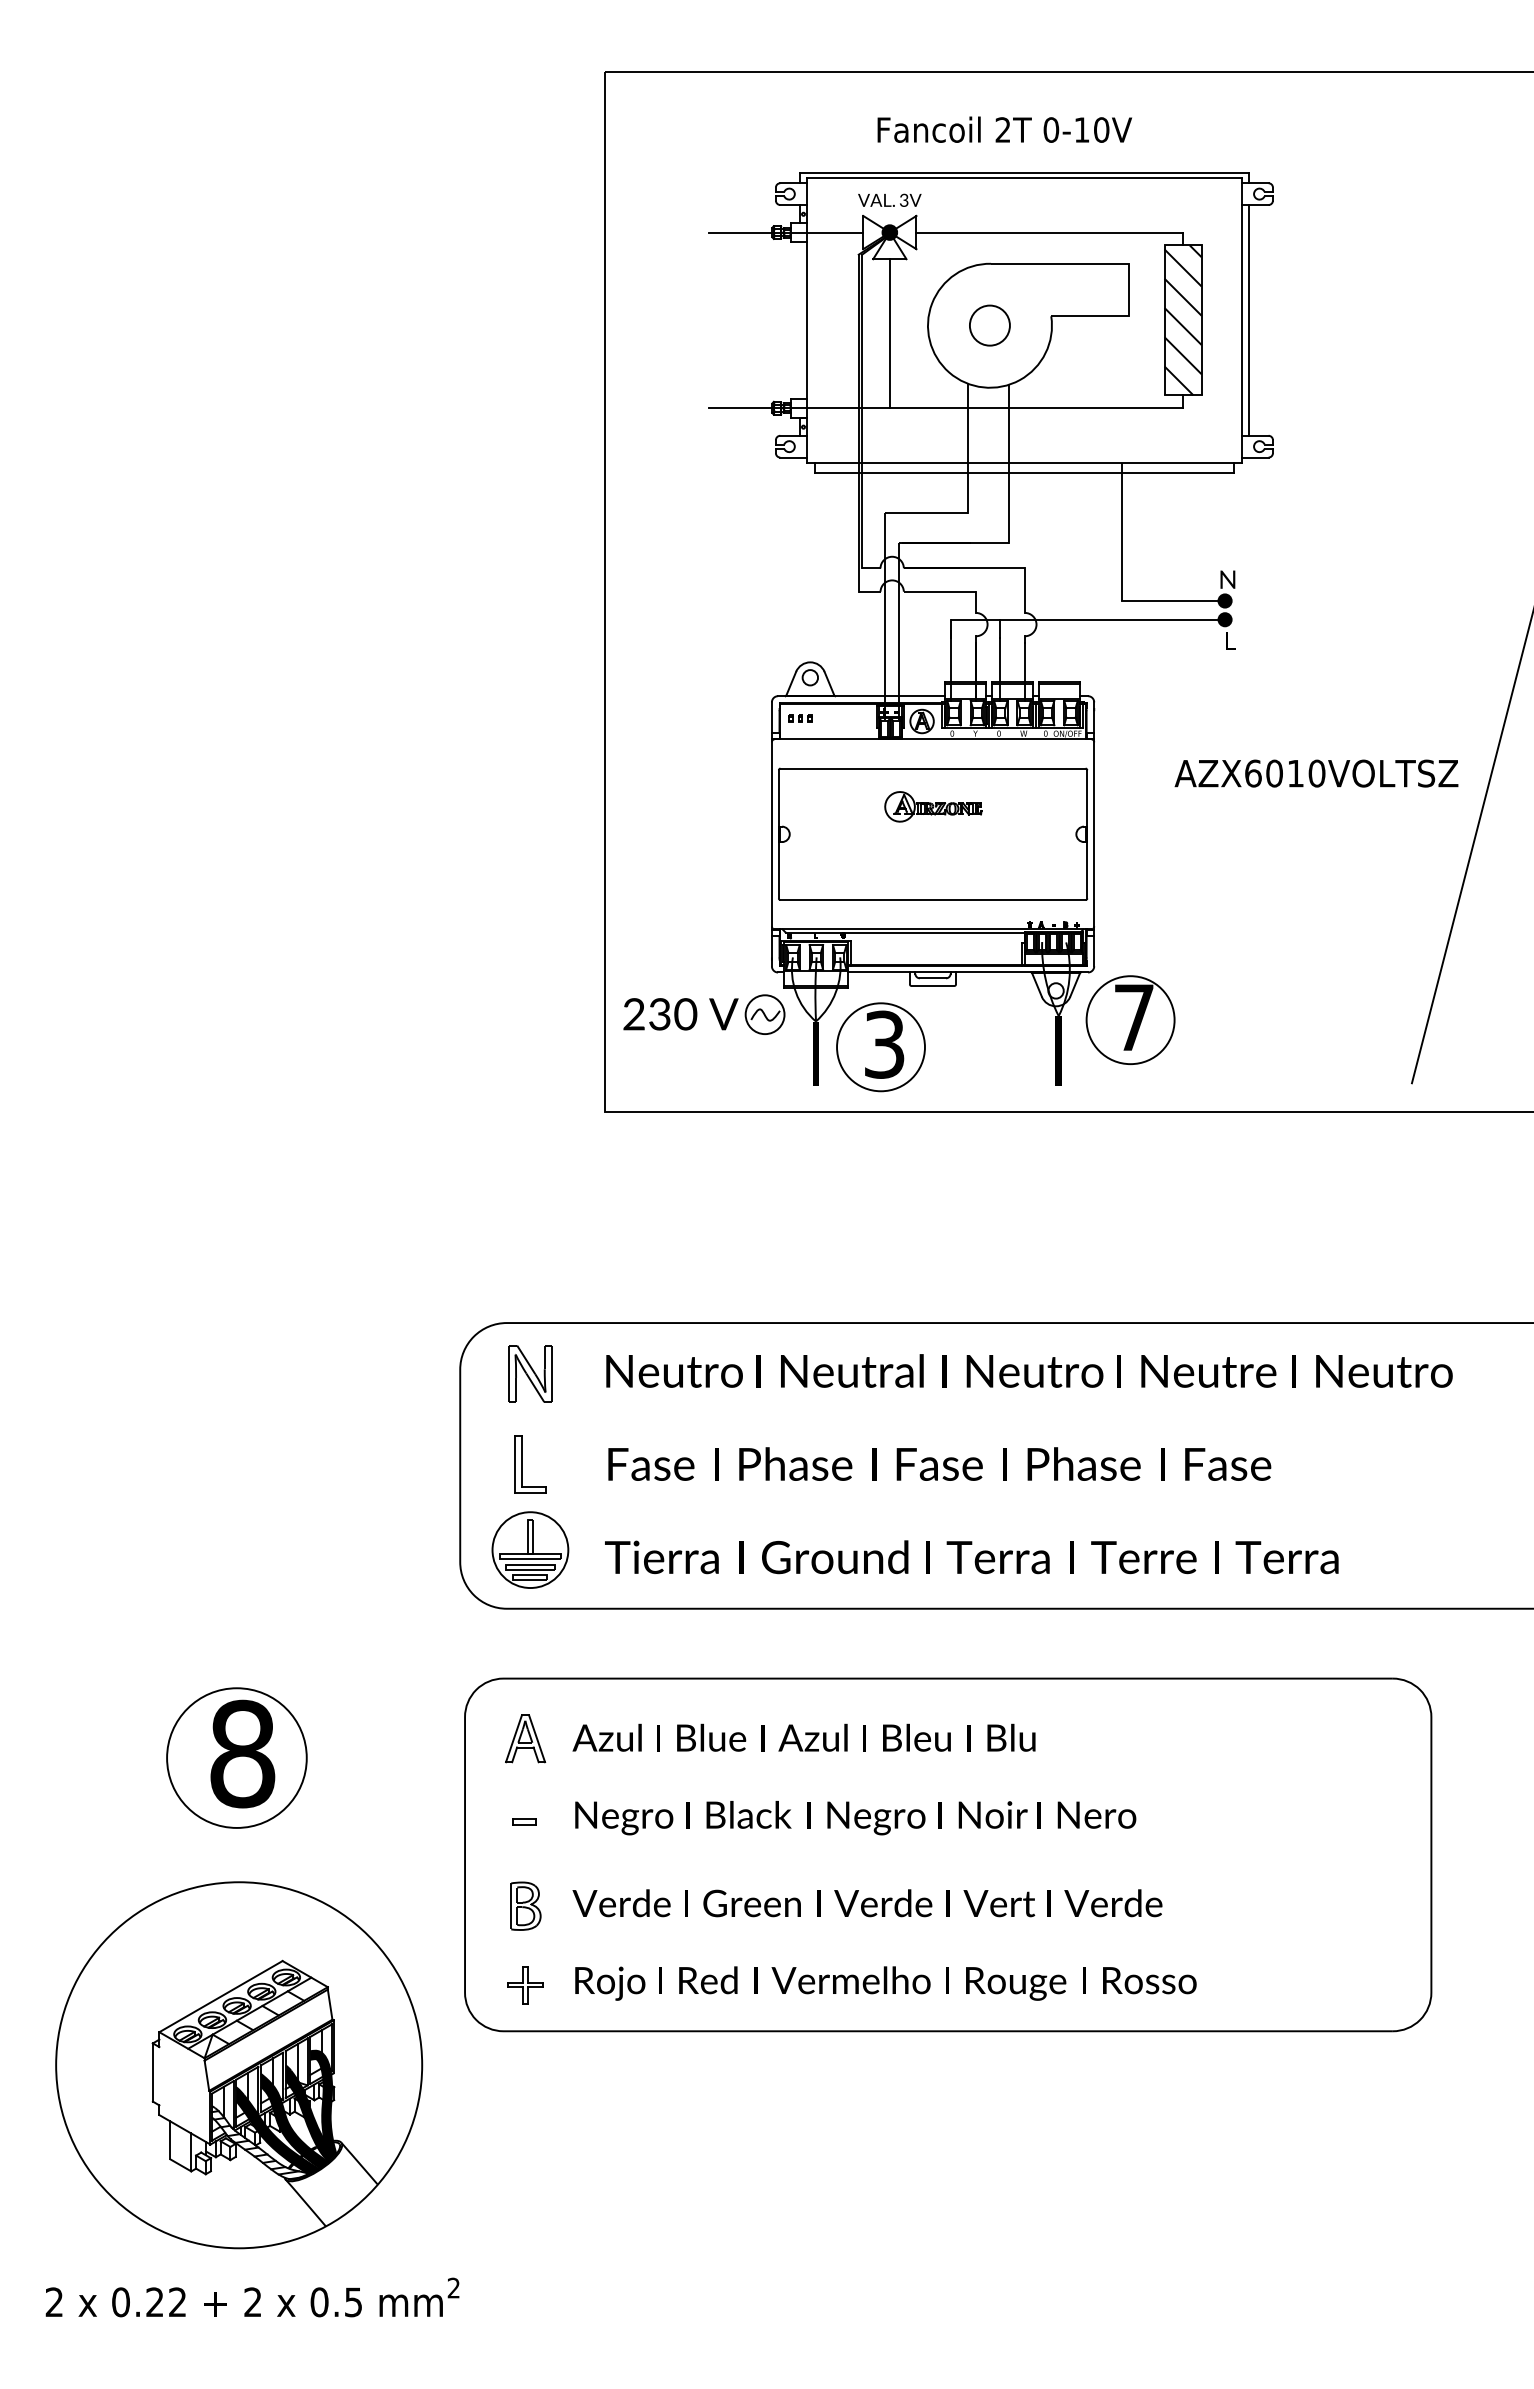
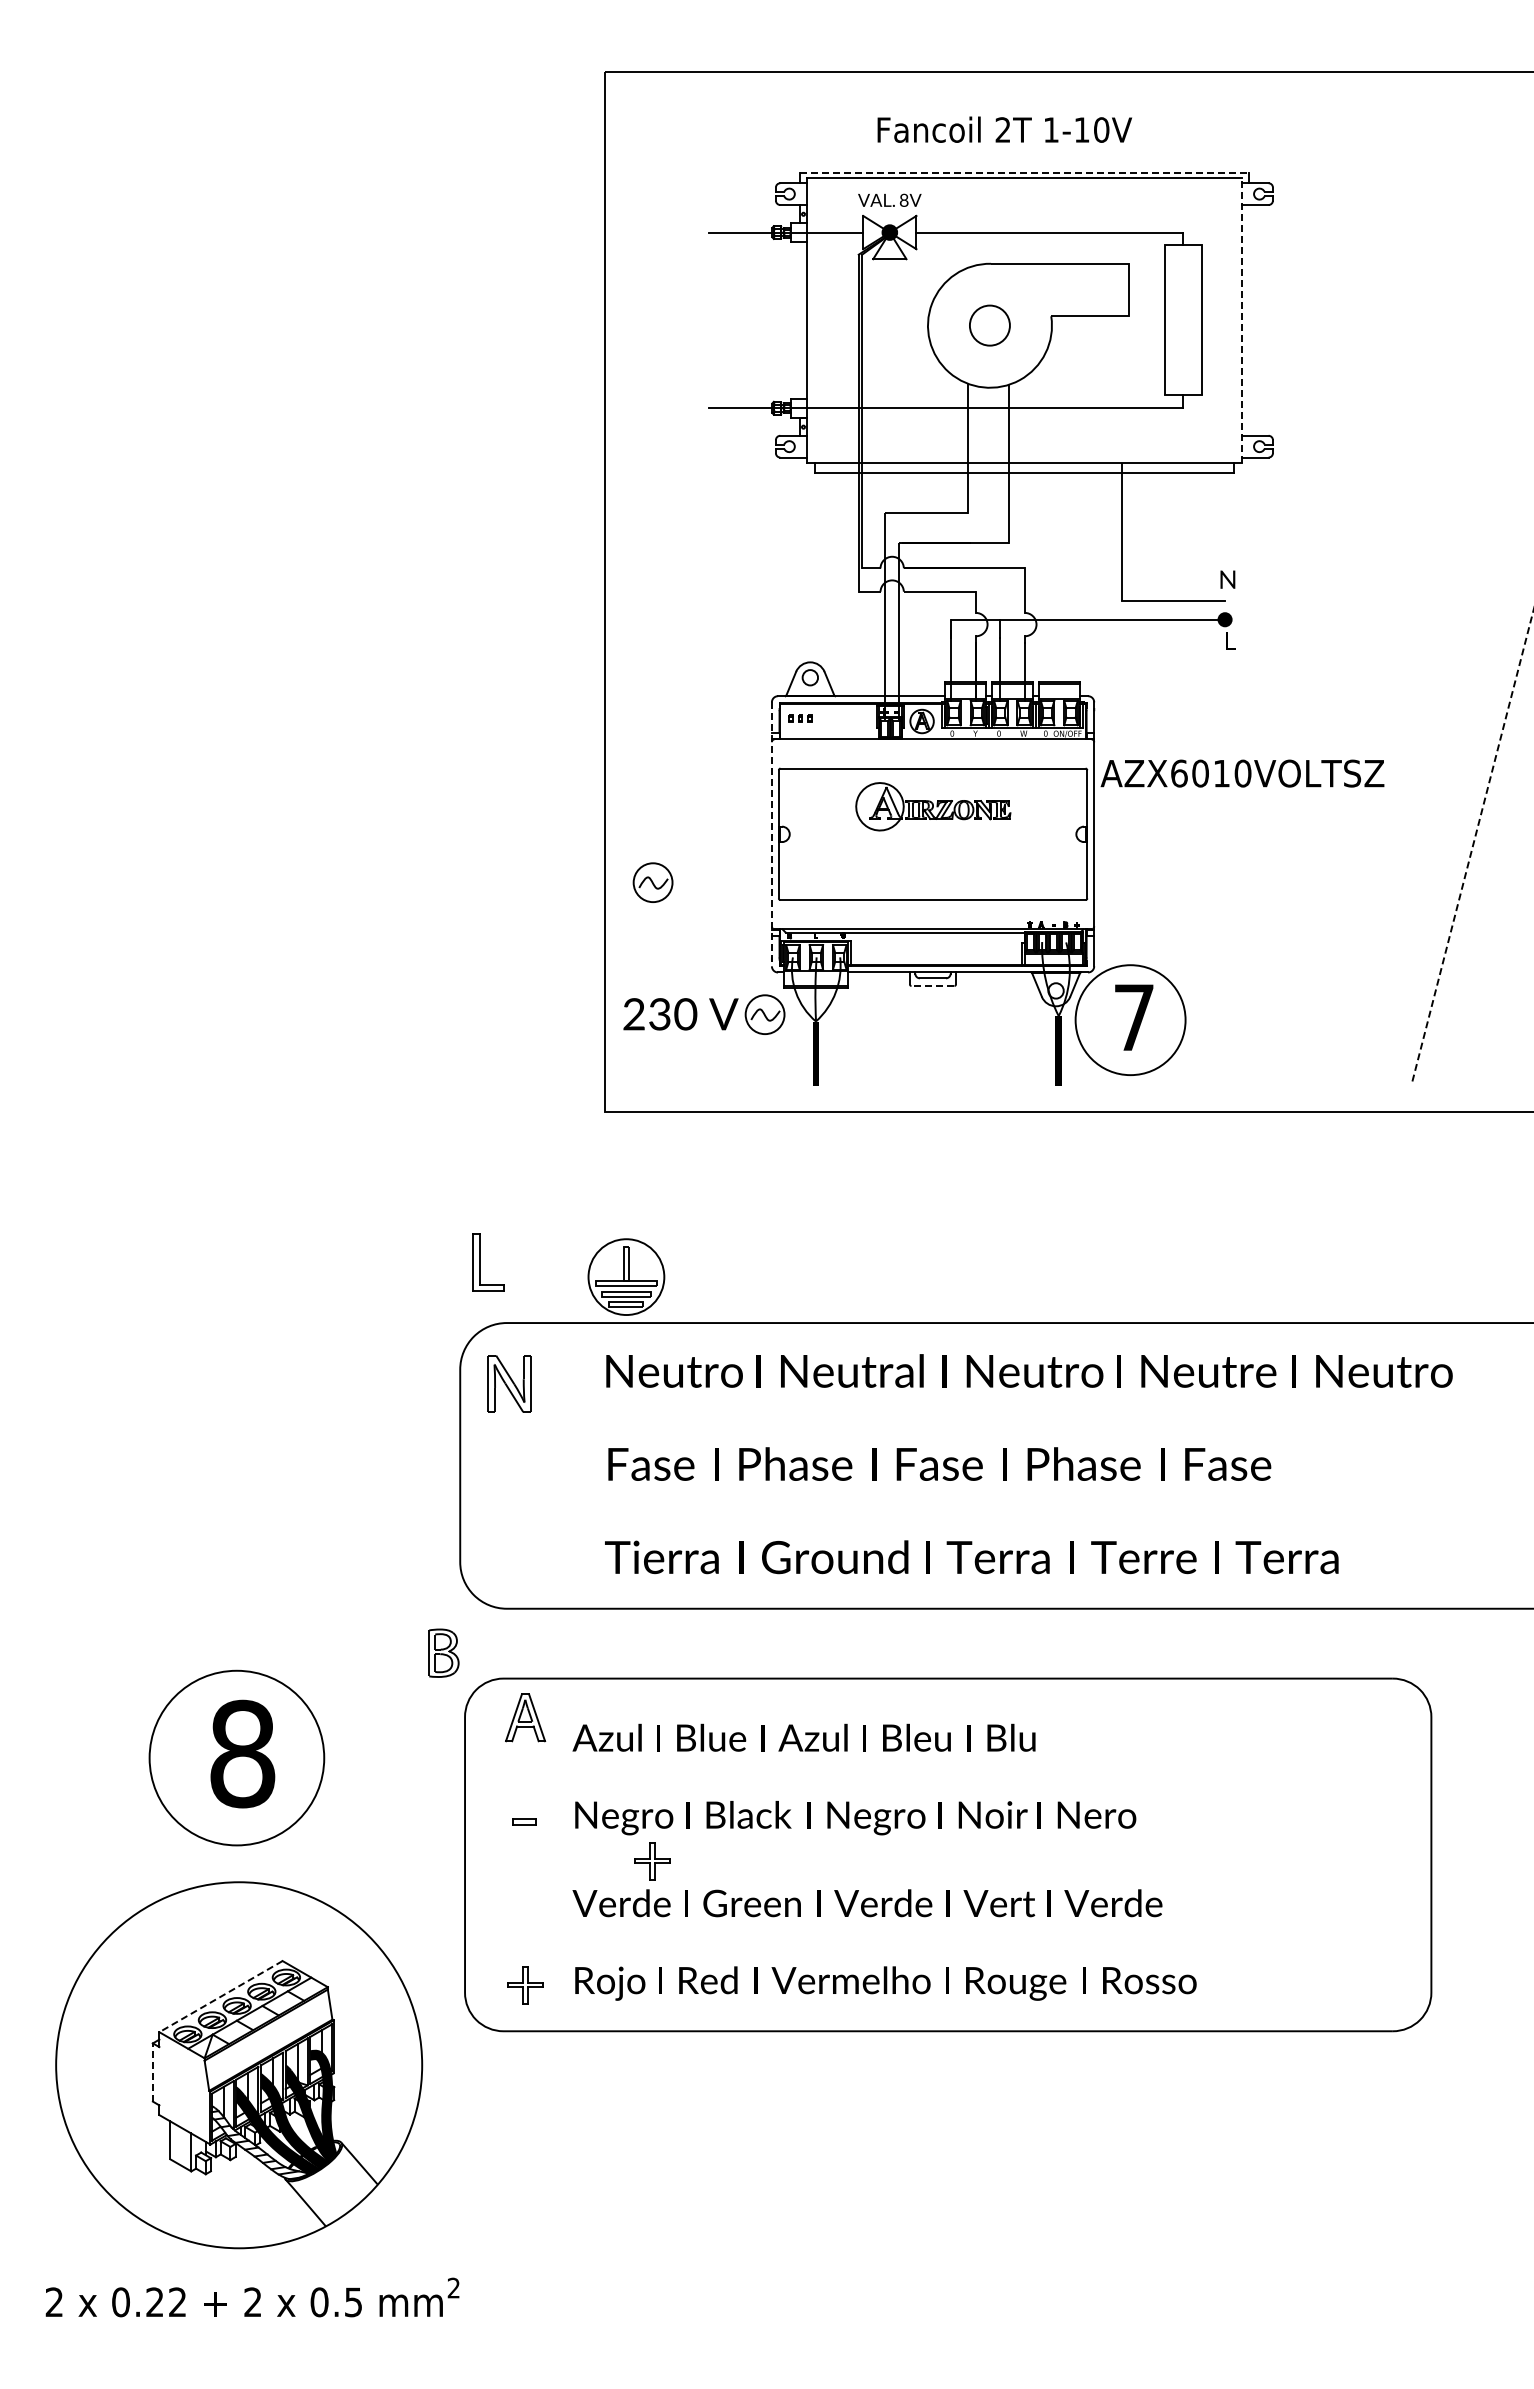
text: 0-10V -> 1-10V (1051, 129)
line: solid -> dashed (1024, 172)
text: 3V -> 8V (904, 200)
line: solid -> dashed (1242, 319)
hatch: present -> none (1182, 320)
line: present -> none (1248, 320)
line: present -> none (889, 333)
fill: present -> none (1224, 600)
text position: (1316, 773) -> (1242, 773) (1242, 773)
part size: 99x32 px -> 157x50 px (933, 806)
line: solid -> dashed (771, 834)
line: solid -> dashed (1472, 846)
part: none -> present (652, 882)
line: solid -> dashed (932, 985)
circle diameter: 88 px -> 110 px (1130, 1020)
part: present -> none (880, 1047)
part position: (530, 1373) -> (509, 1383) (509, 1383)
part position: (522, 1464) -> (480, 1262) (480, 1262)
part position: (530, 1549) -> (626, 1276) (626, 1276)
part position: (525, 1738) -> (525, 1717) (525, 1717)
circle diameter: 140 px -> 175 px (236, 1757)
part: none -> present (652, 1861)
part position: (525, 1905) -> (443, 1652) (443, 1652)
line: solid -> dashed (220, 1996)
line: solid -> dashed (152, 2072)
